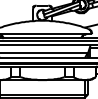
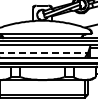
line: solid -> dashed (44, 53)
